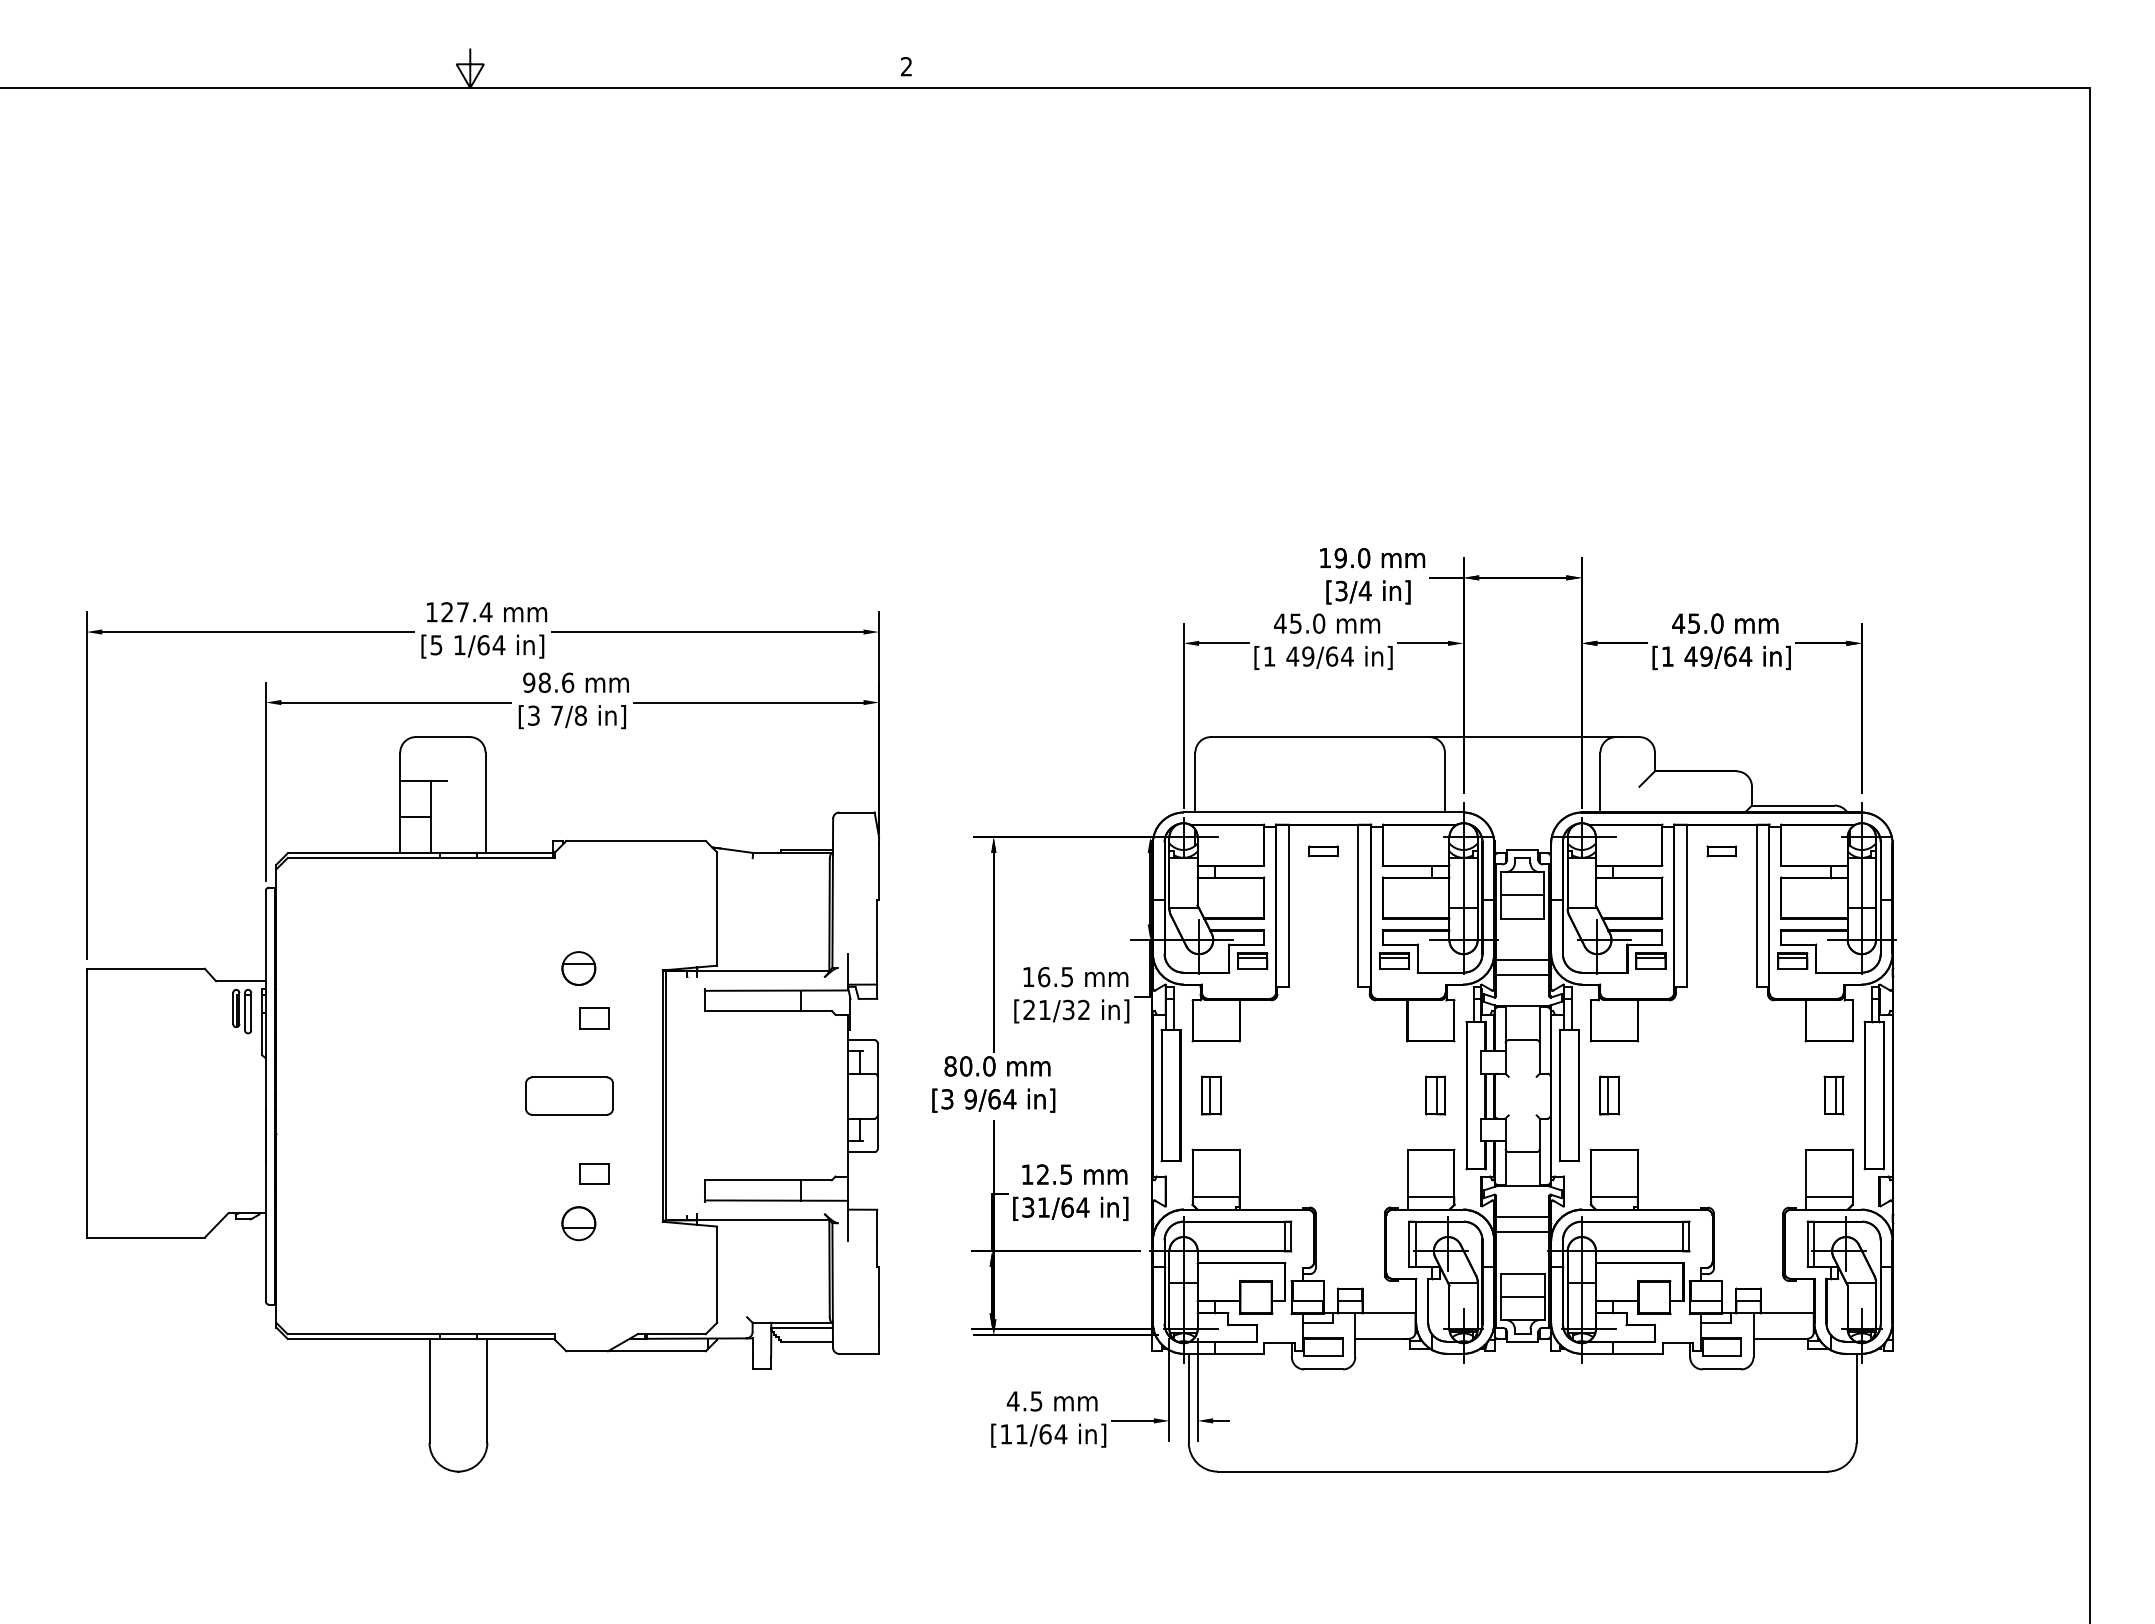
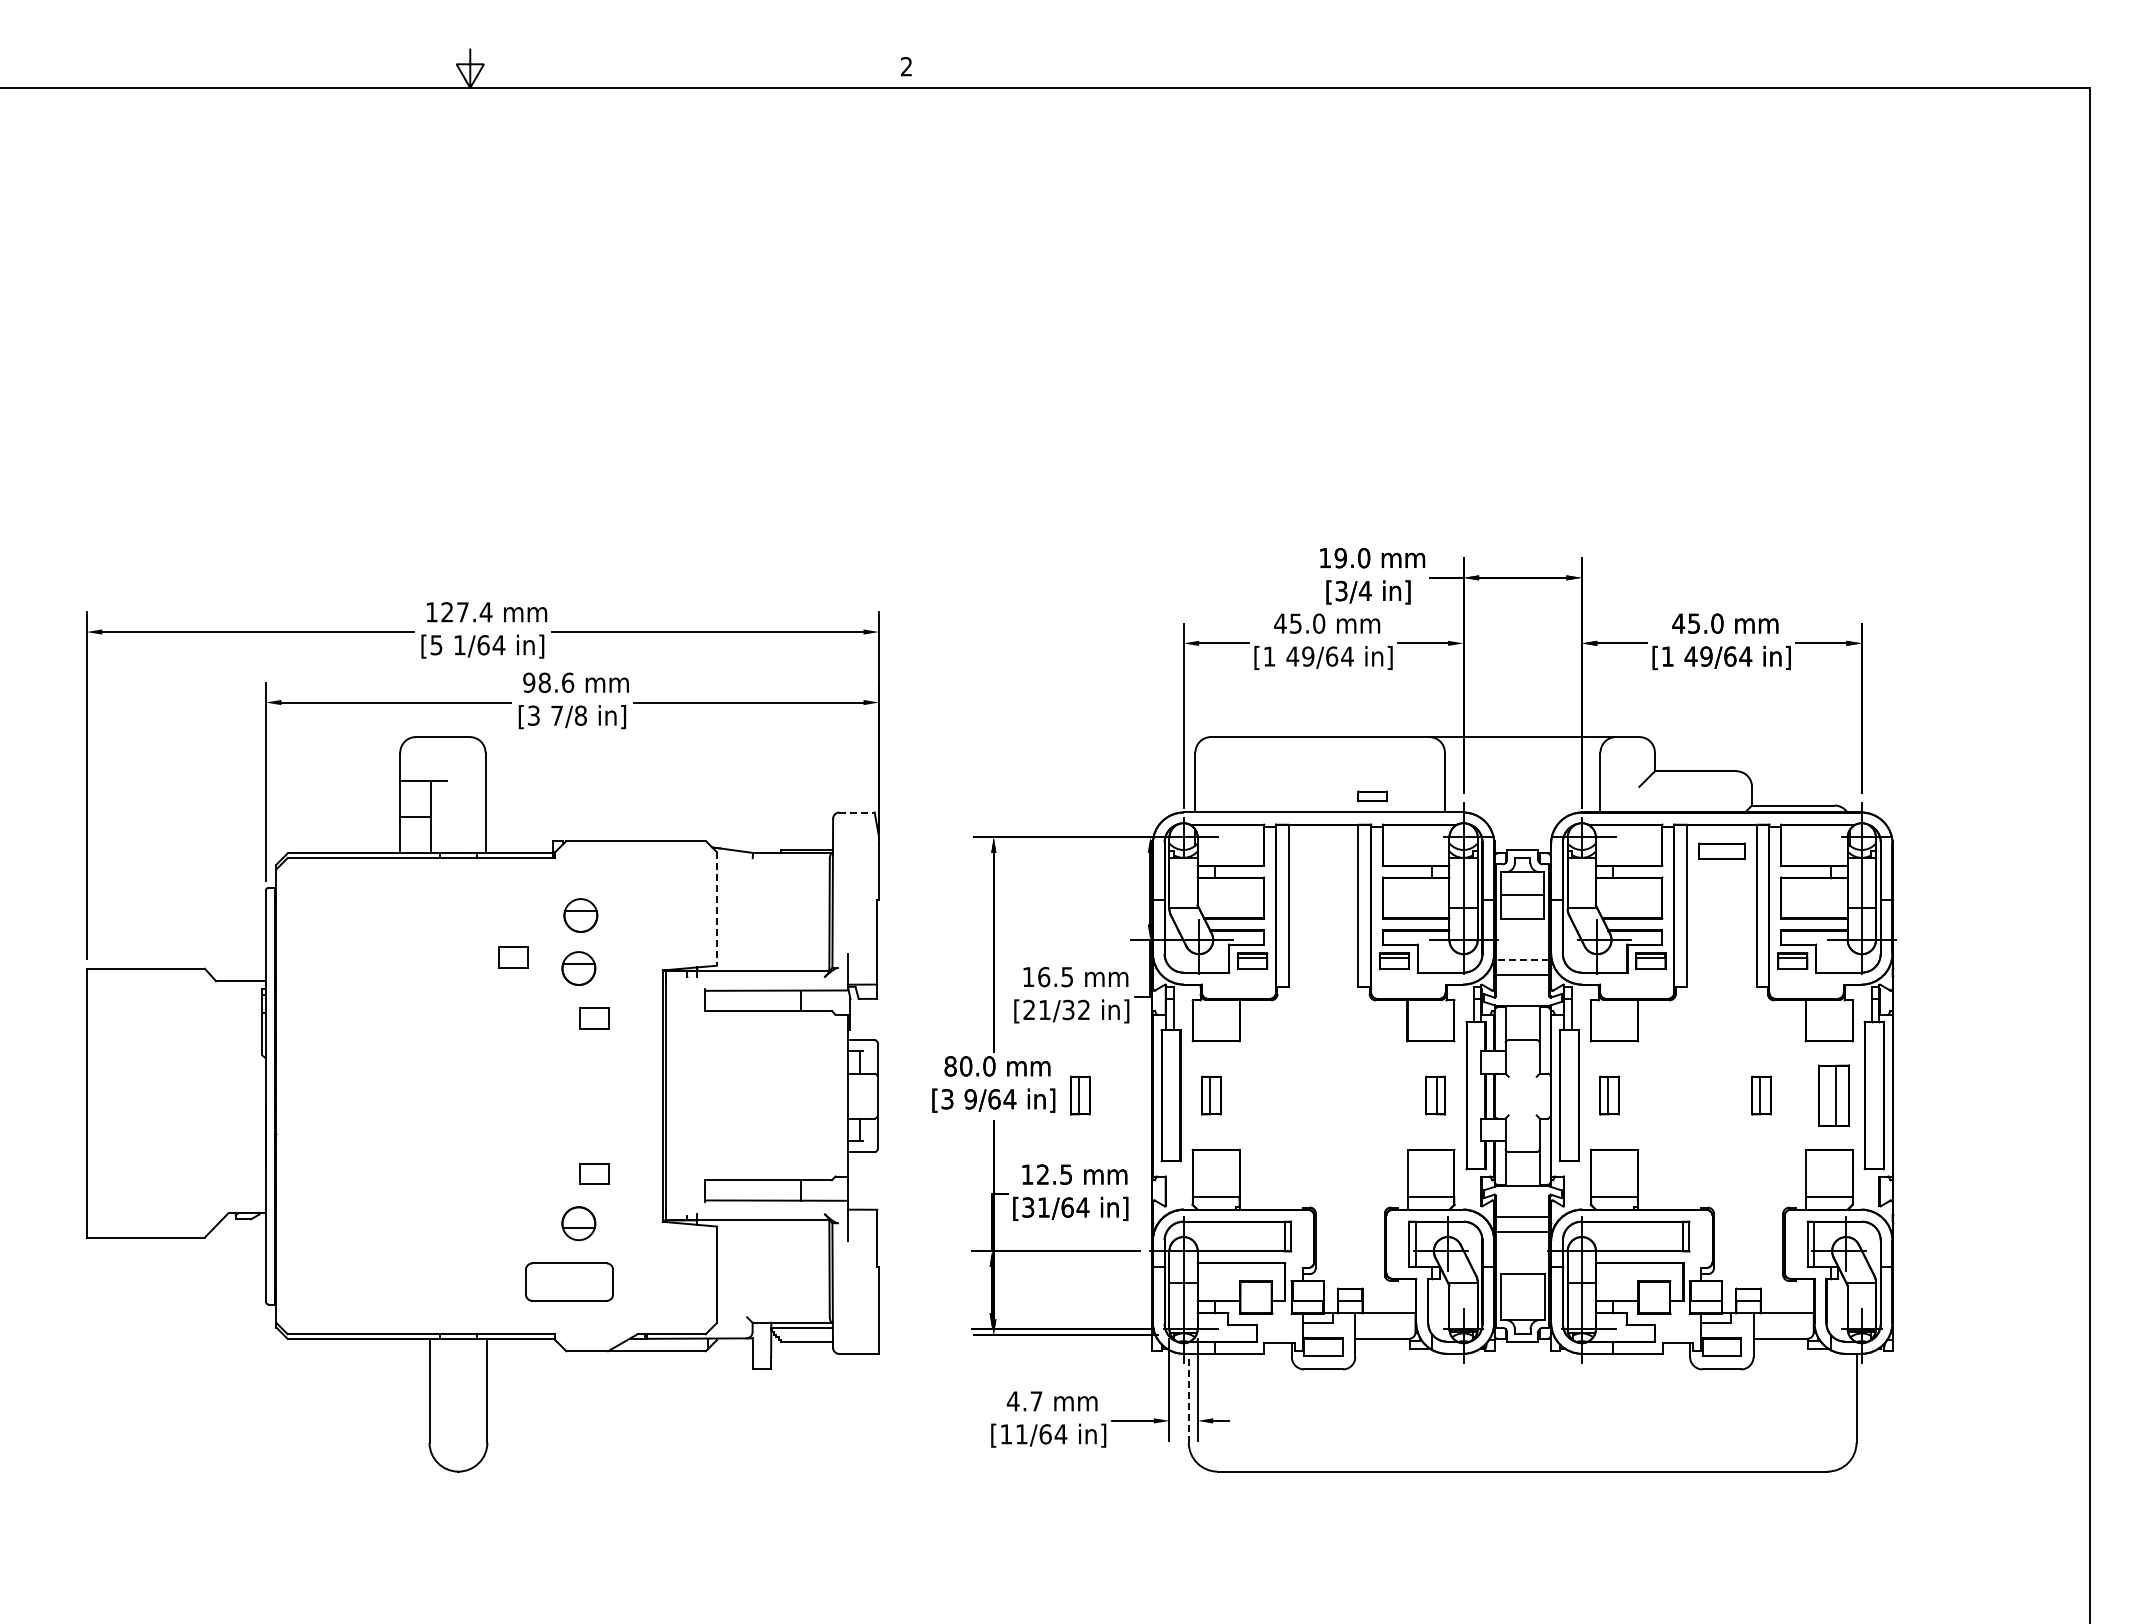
line: solid -> dashed (857, 812)
part position: (1323, 851) -> (1372, 796) (1372, 796)
part size: 31x13 px -> 48x19 px (1721, 851)
line: solid -> dashed (717, 908)
part: none -> present (580, 915)
part: none -> present (513, 957)
line: solid -> dashed (1522, 960)
part: present -> none (242, 1011)
part position: (569, 1095) -> (569, 1281) (569, 1281)
part: none -> present (1080, 1095)
part: none -> present (1761, 1095)
part size: 22x41 px -> 32x63 px (1833, 1095)
line: present -> none (1522, 1296)
line: solid -> dashed (1188, 1397)
text: 4.5 -> 4.7 (1036, 1401)
